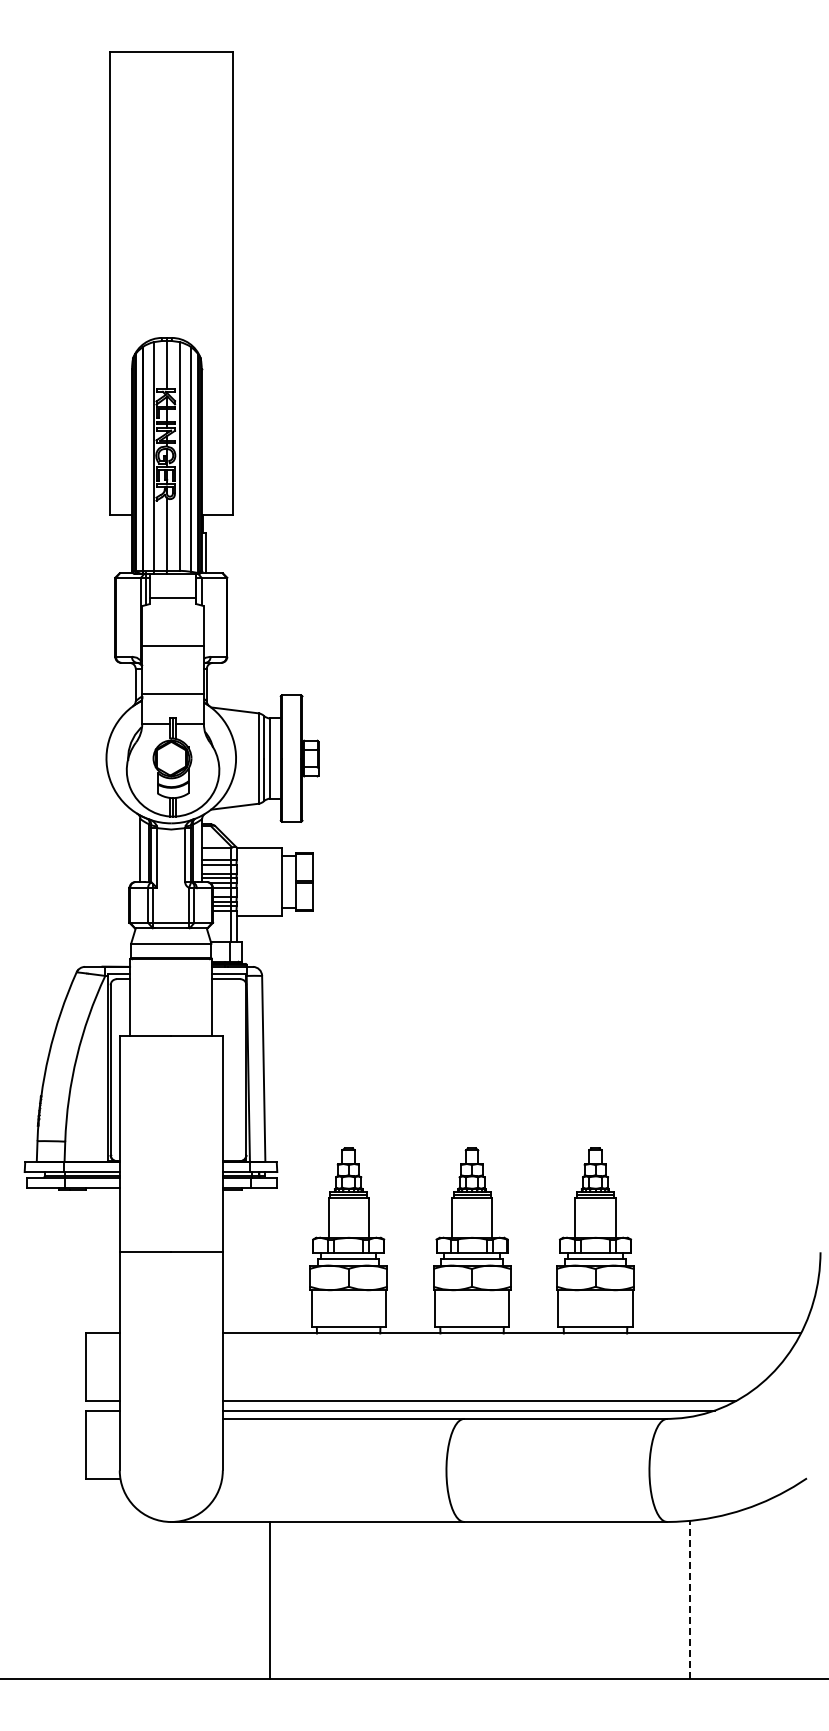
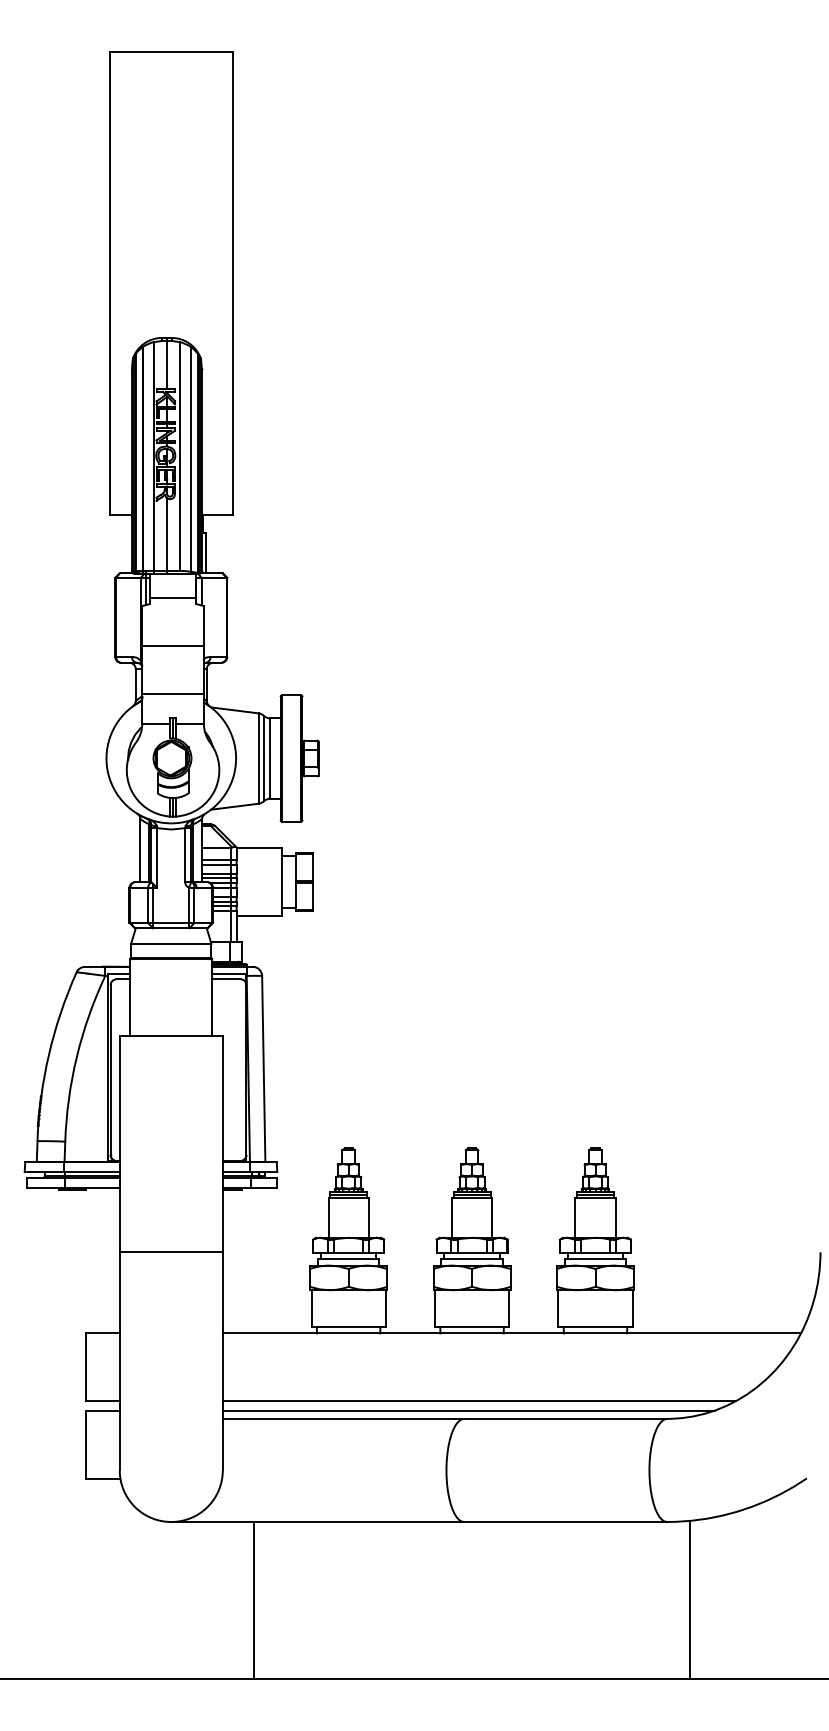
line: dashed -> solid (690, 1599)
line position: (270, 1600) -> (254, 1600) (254, 1600)
